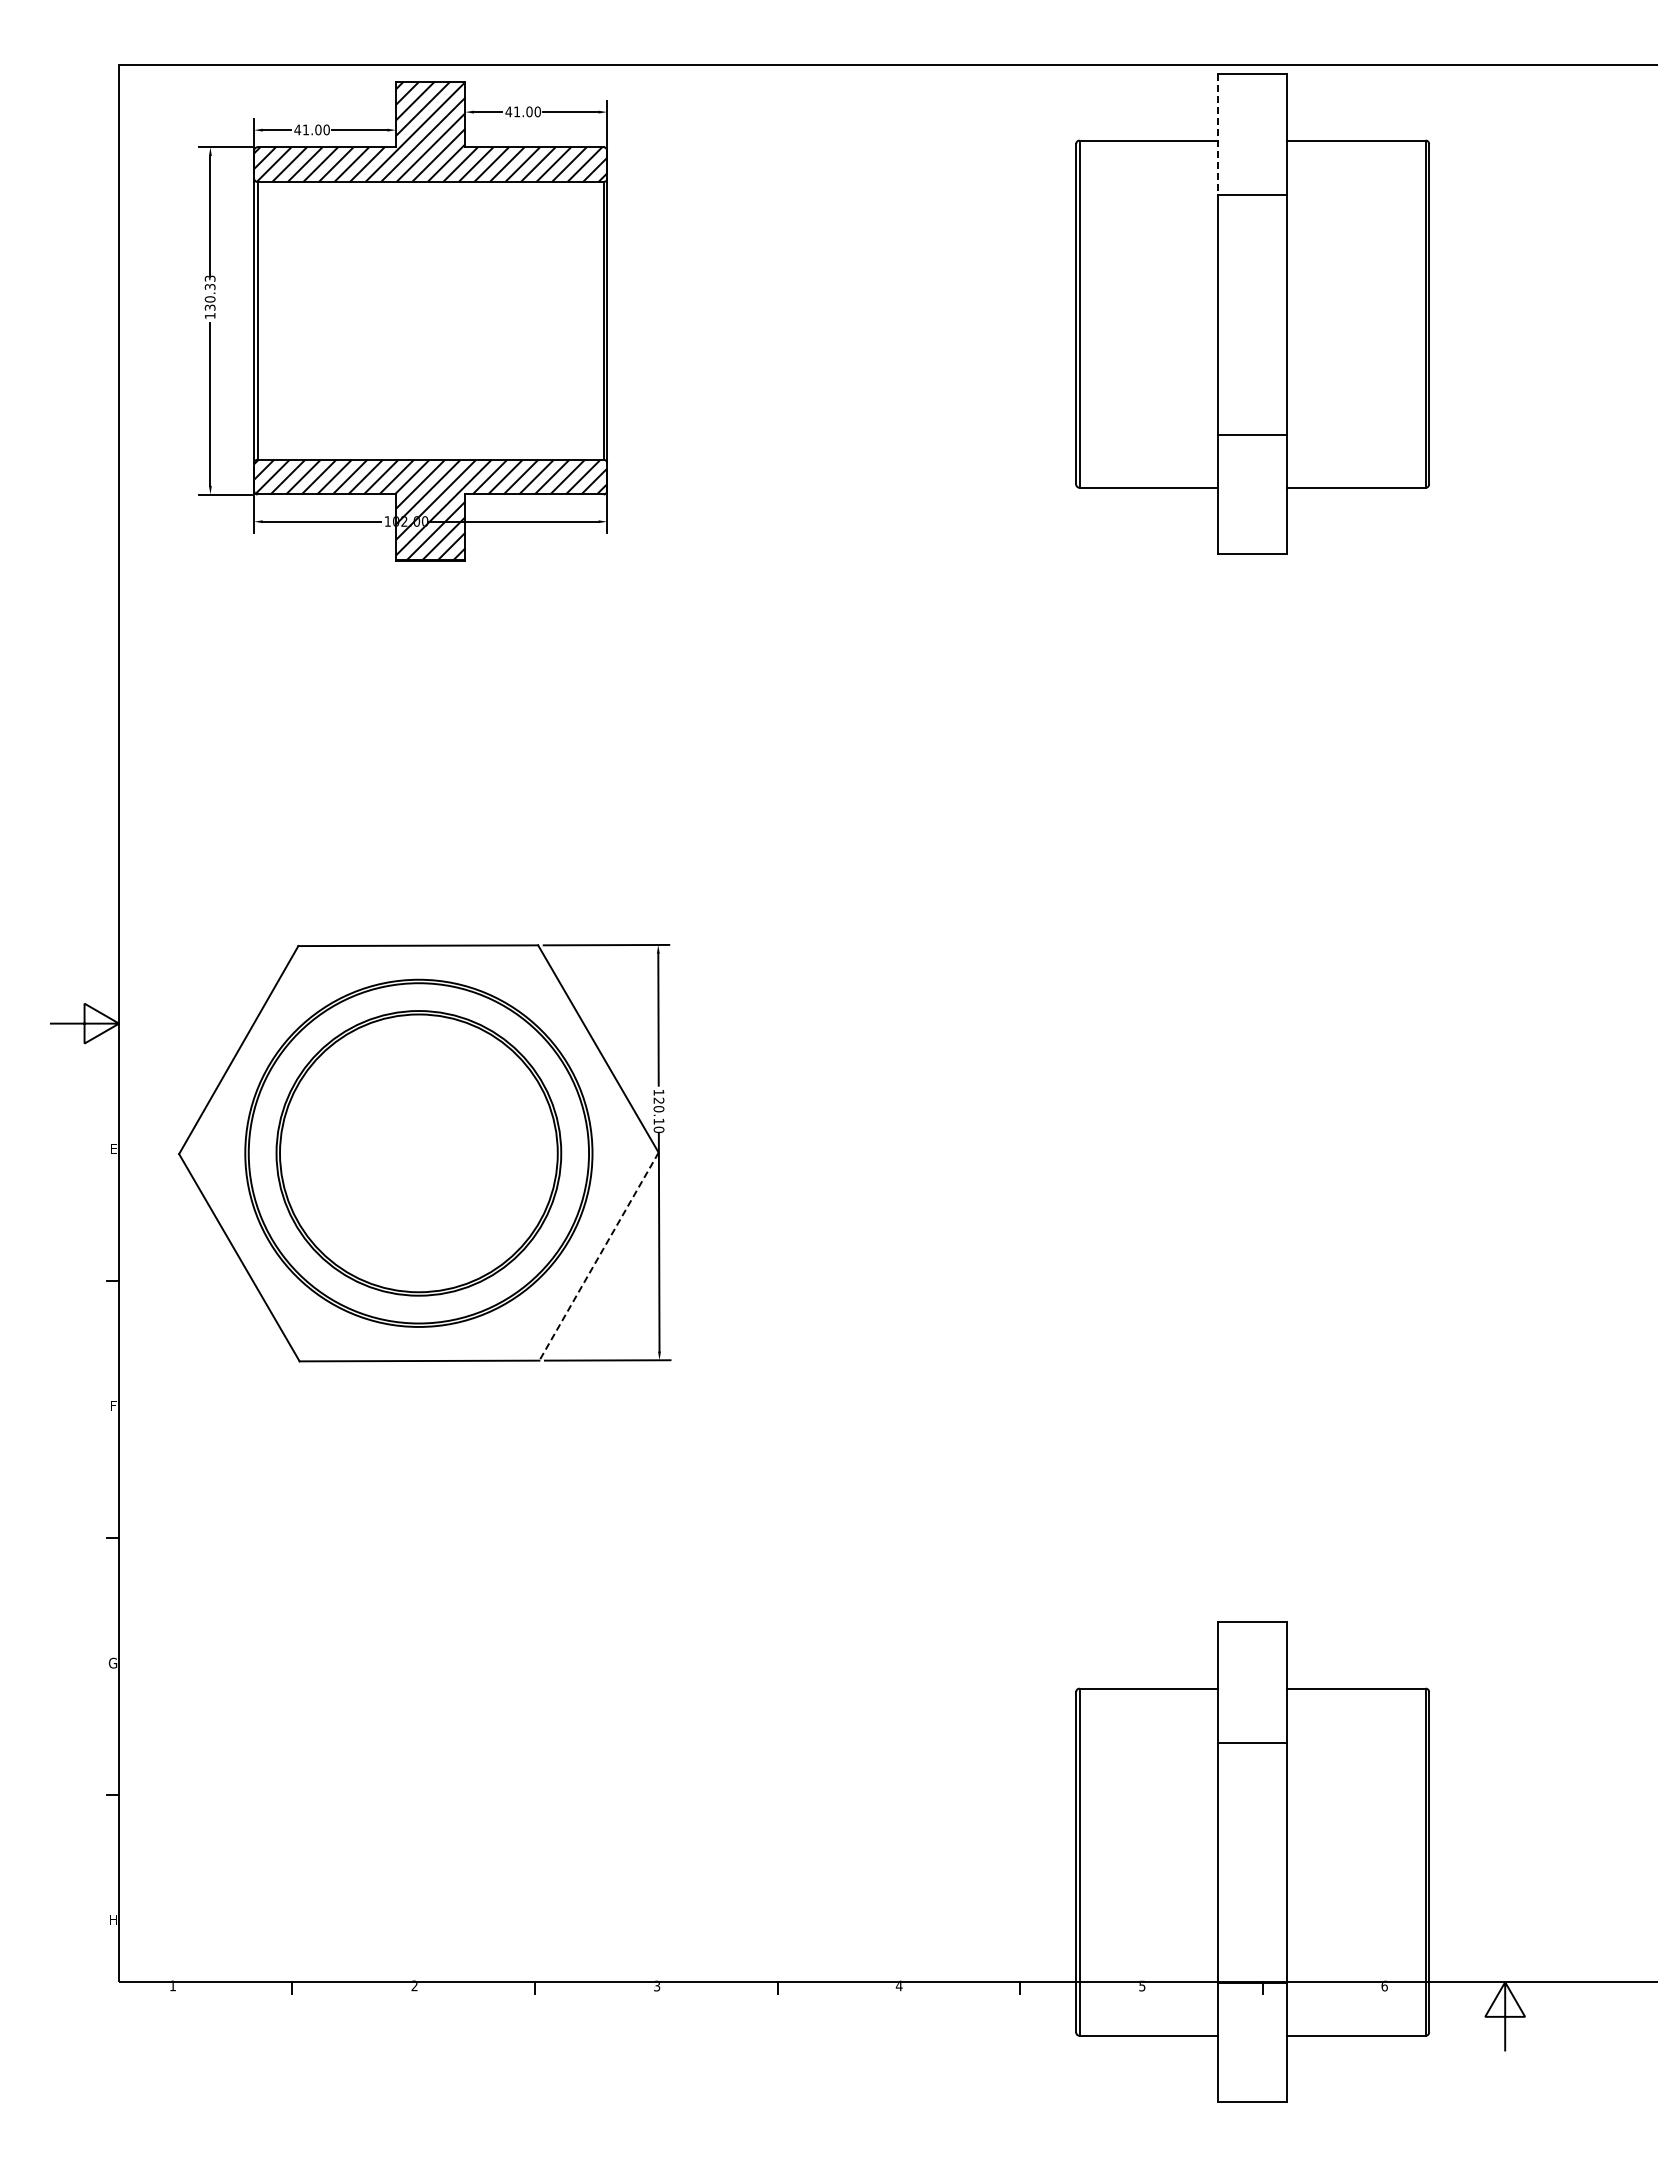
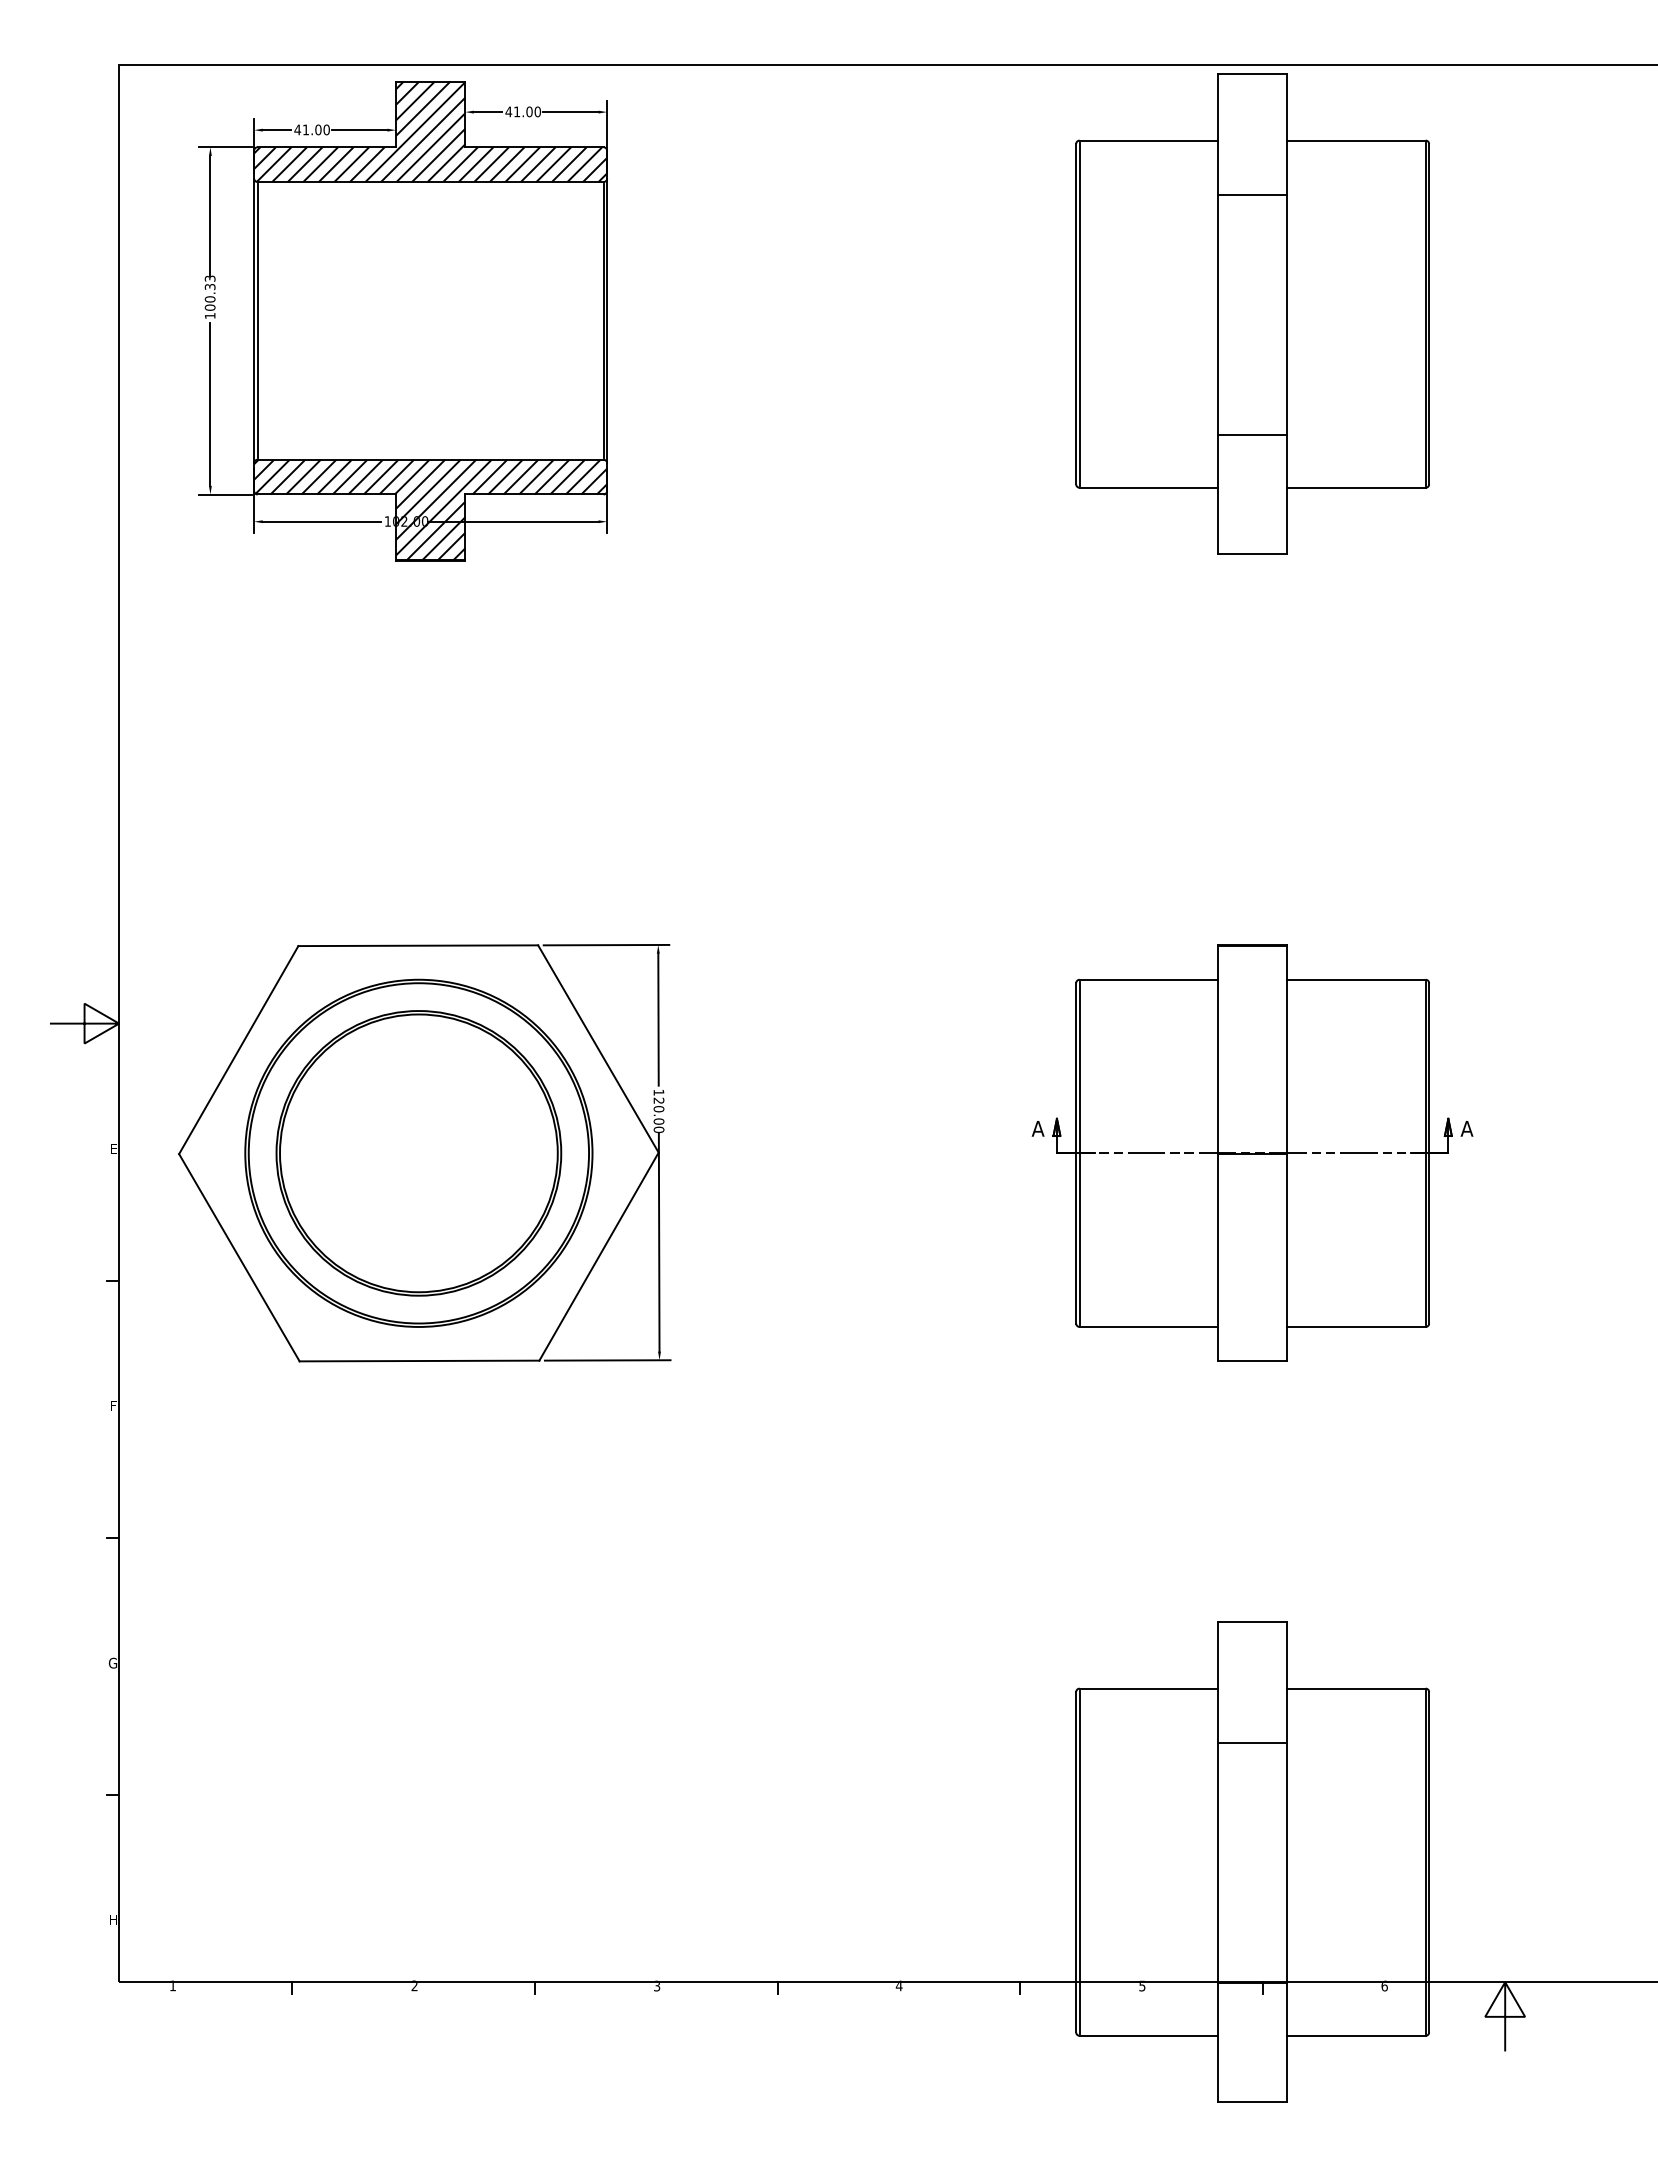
line: dashed -> solid (1218, 135)
text: 130.33 -> 100.33 (209, 307)
text: 120.10 -> 120.00 (658, 1121)
part: none -> present (1252, 1152)
line: dashed -> solid (599, 1256)
